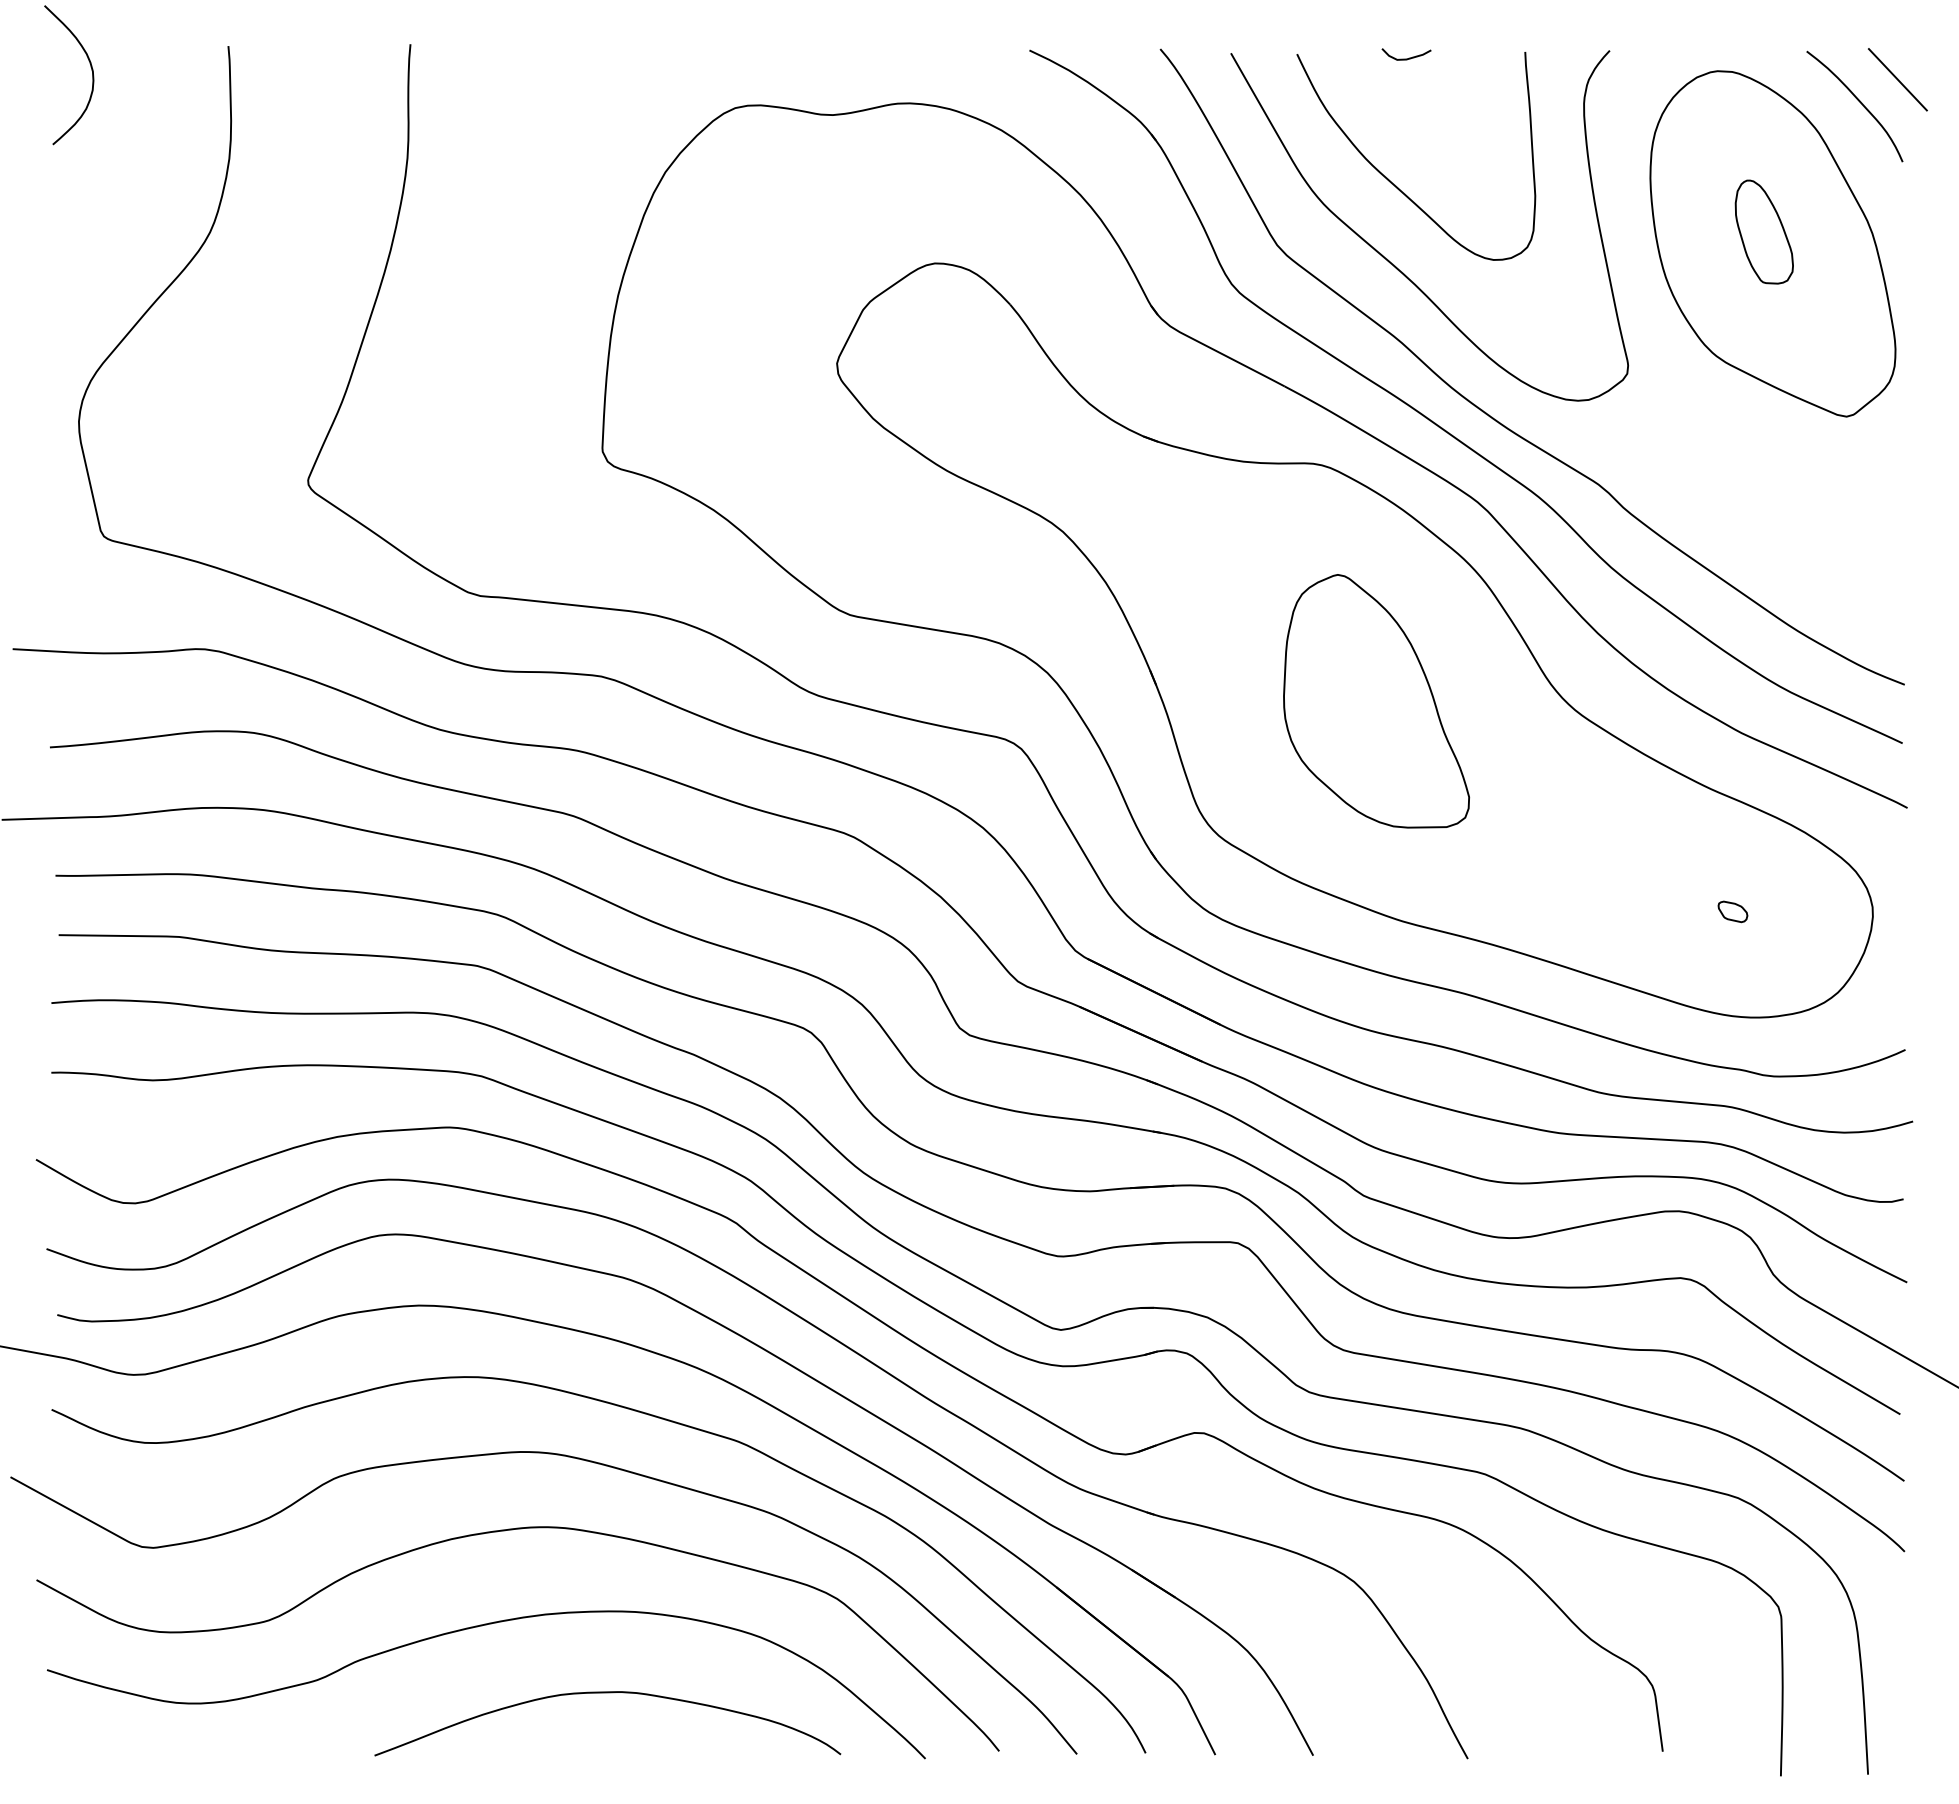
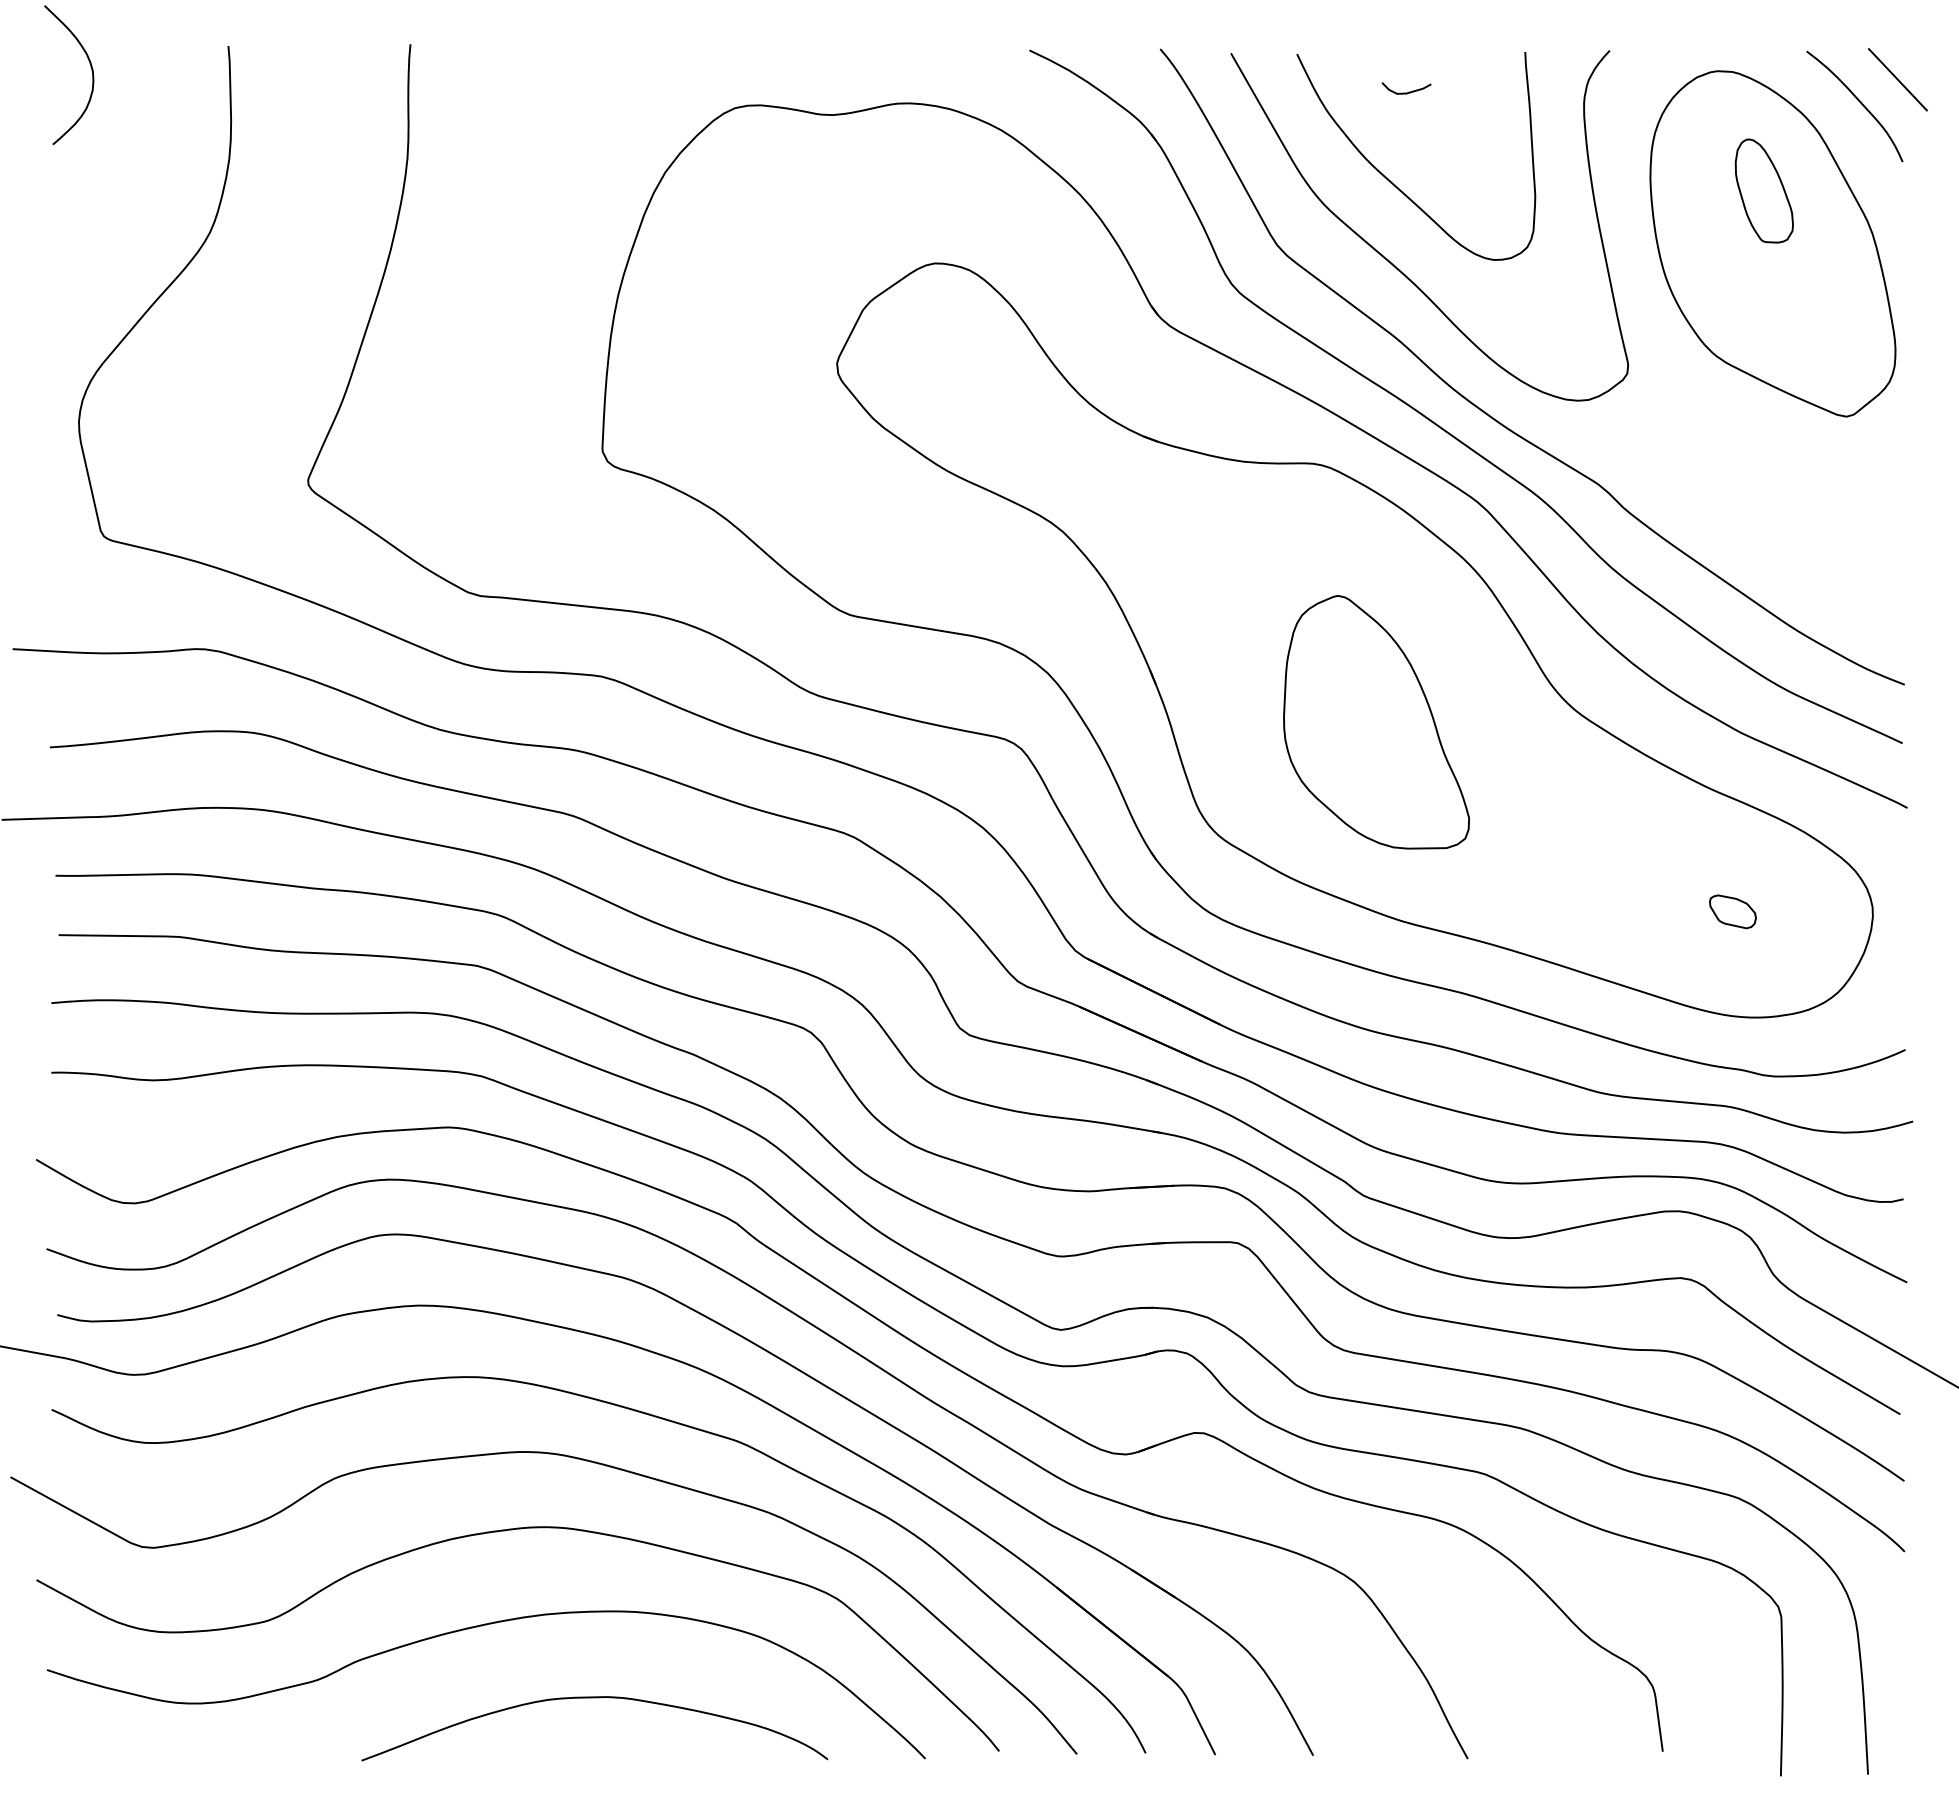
curve position: (1406, 58) -> (1406, 92) (1406, 92)
part position: (1763, 231) -> (1763, 190) (1763, 190)
part position: (1376, 701) -> (1376, 722) (1376, 722)
part size: 32x24 px -> 48x36 px (1732, 911)
curve position: (607, 1693) -> (594, 1698) (594, 1698)
